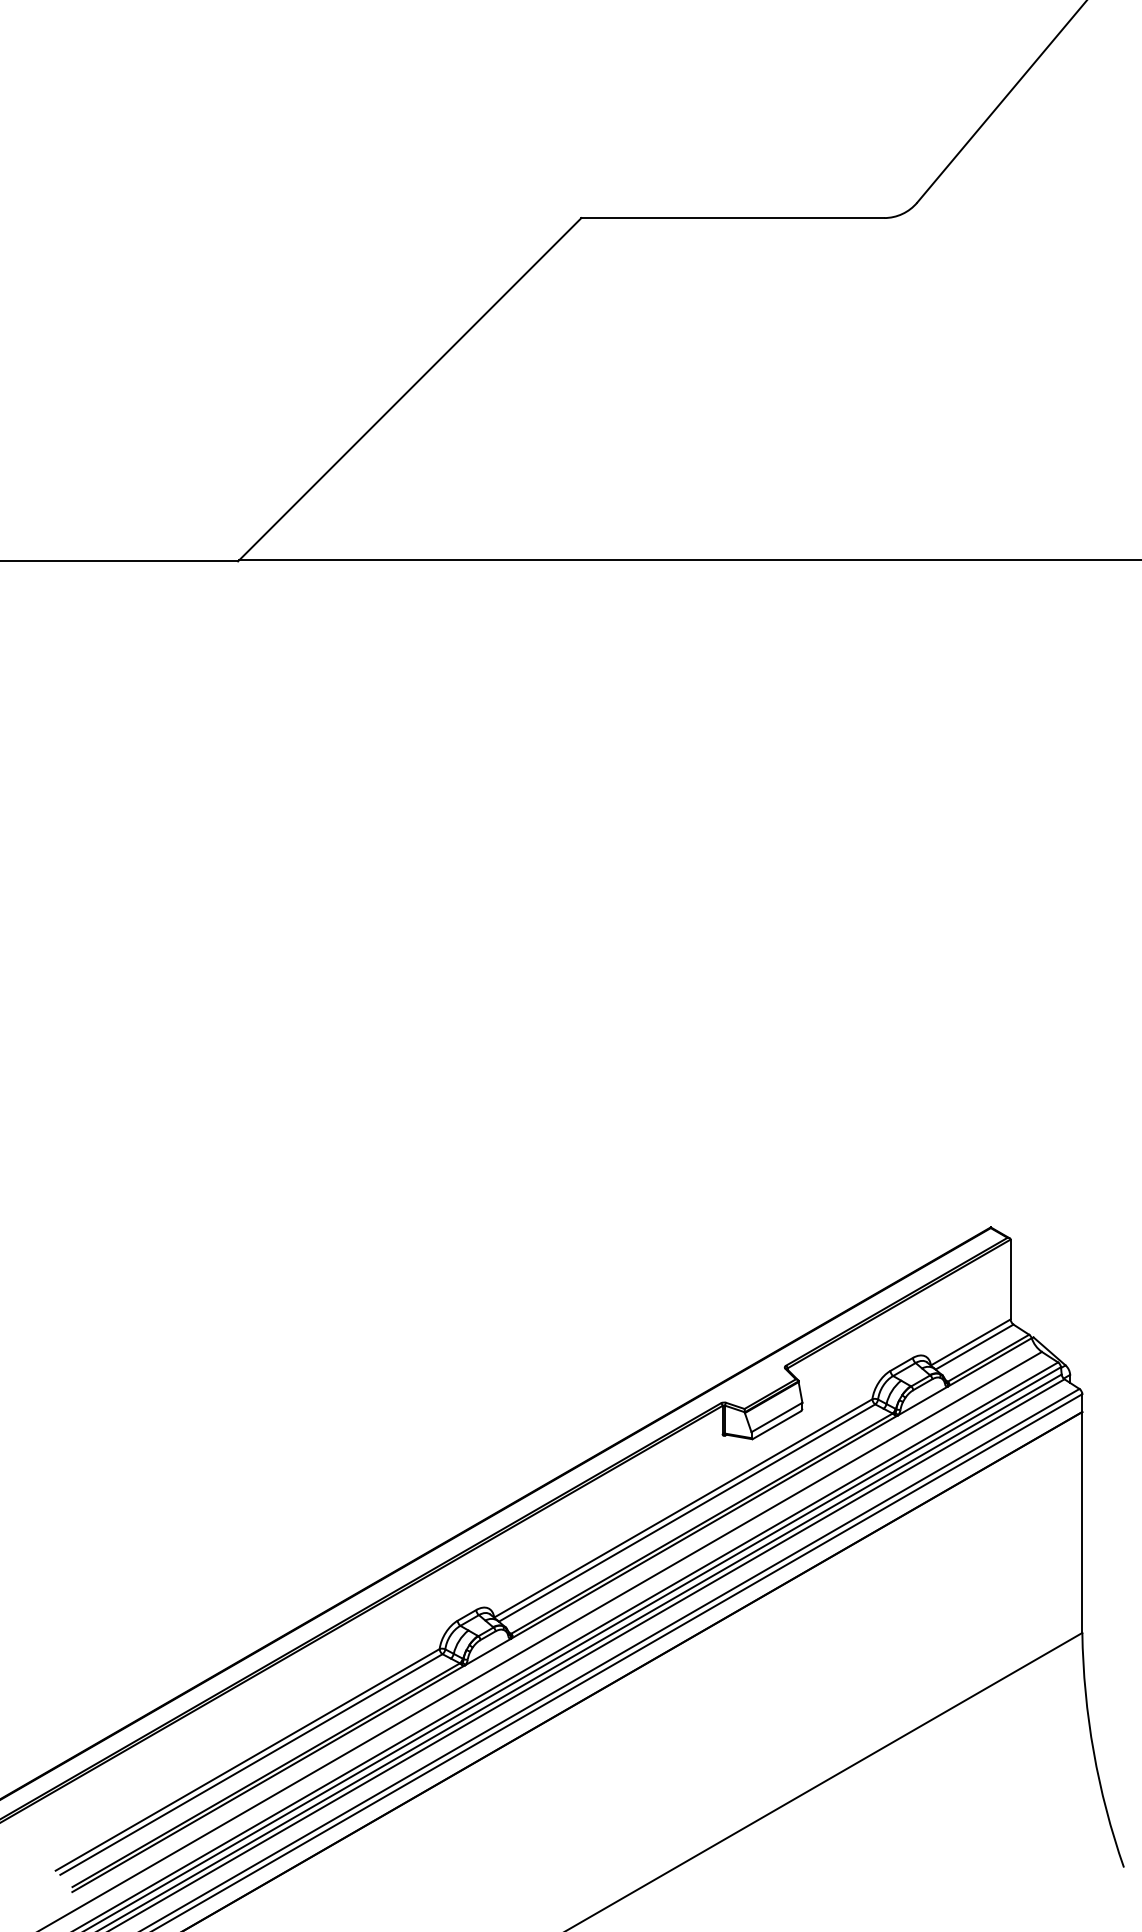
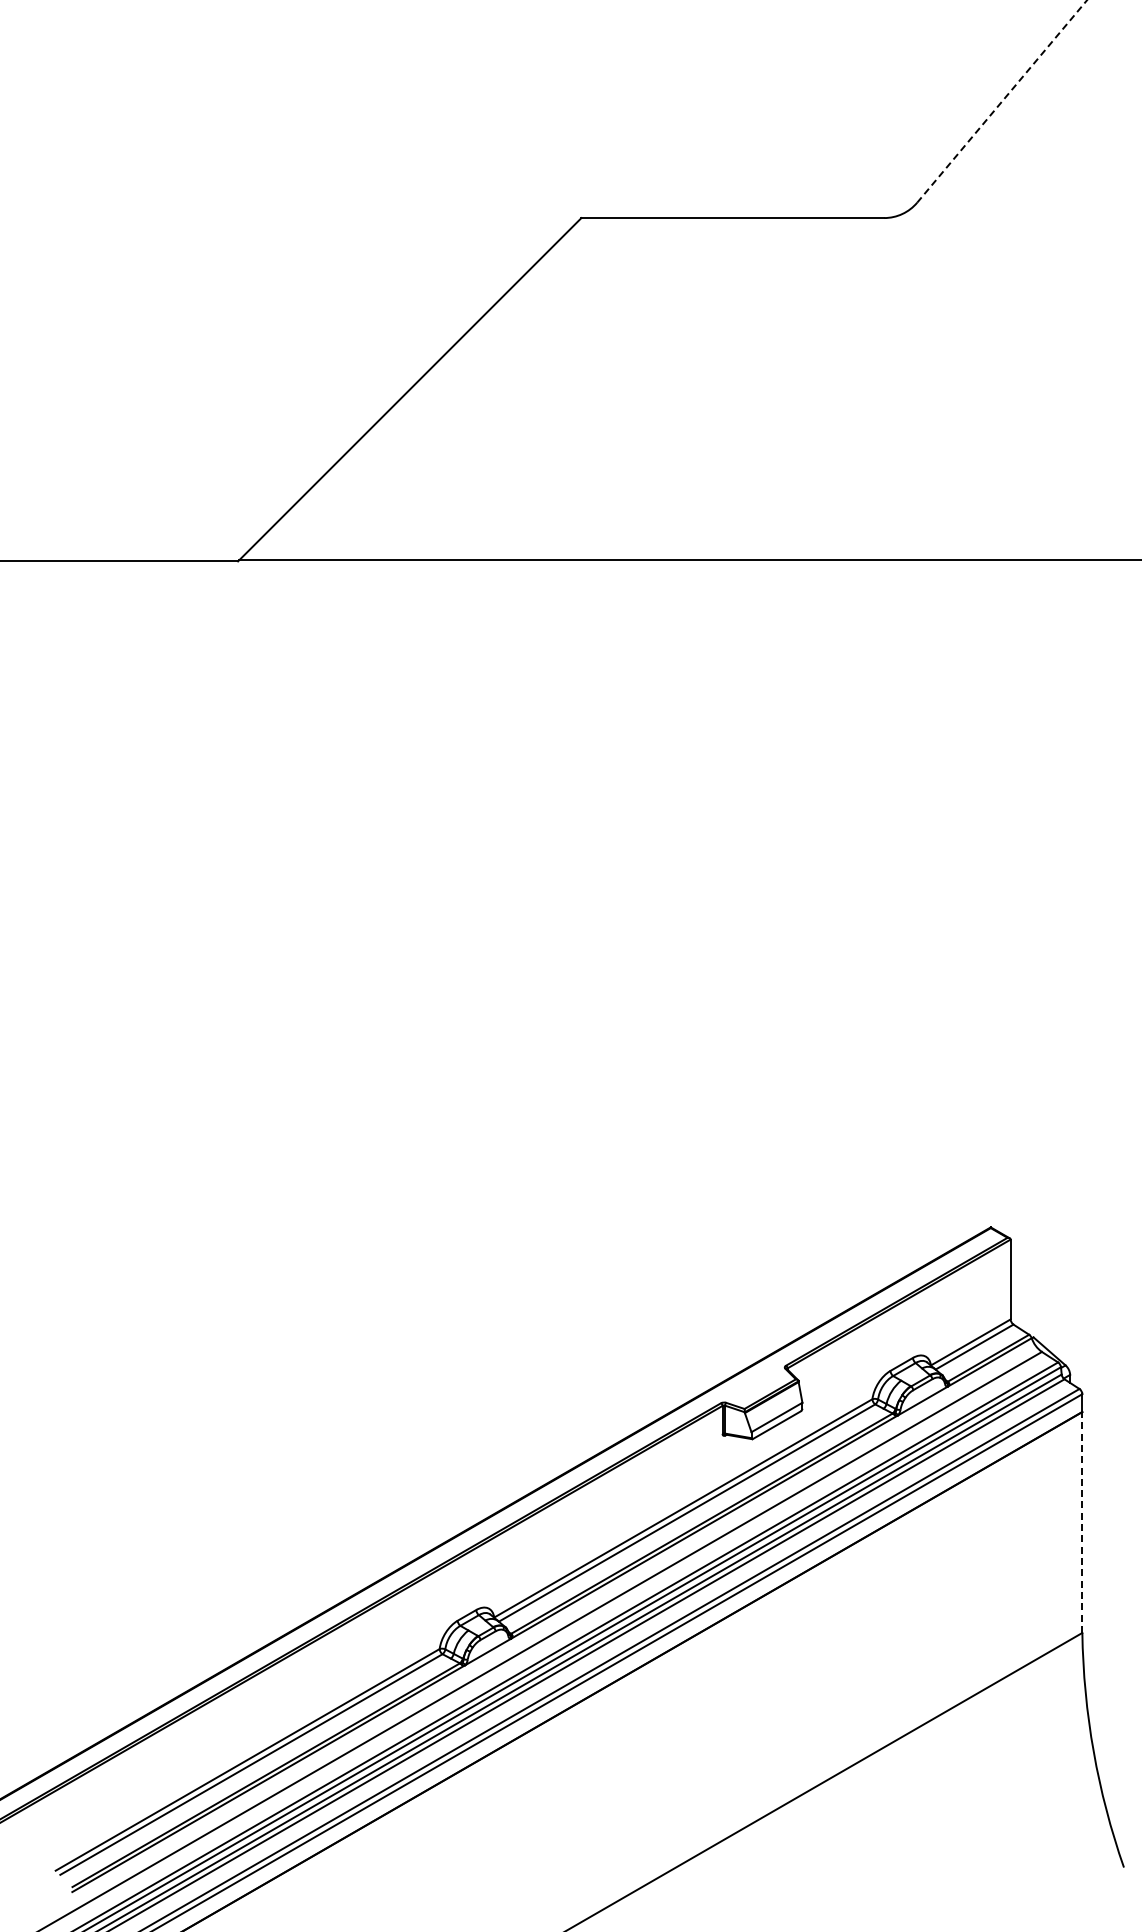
line: solid -> dashed (1002, 101)
line: solid -> dashed (1082, 1521)
